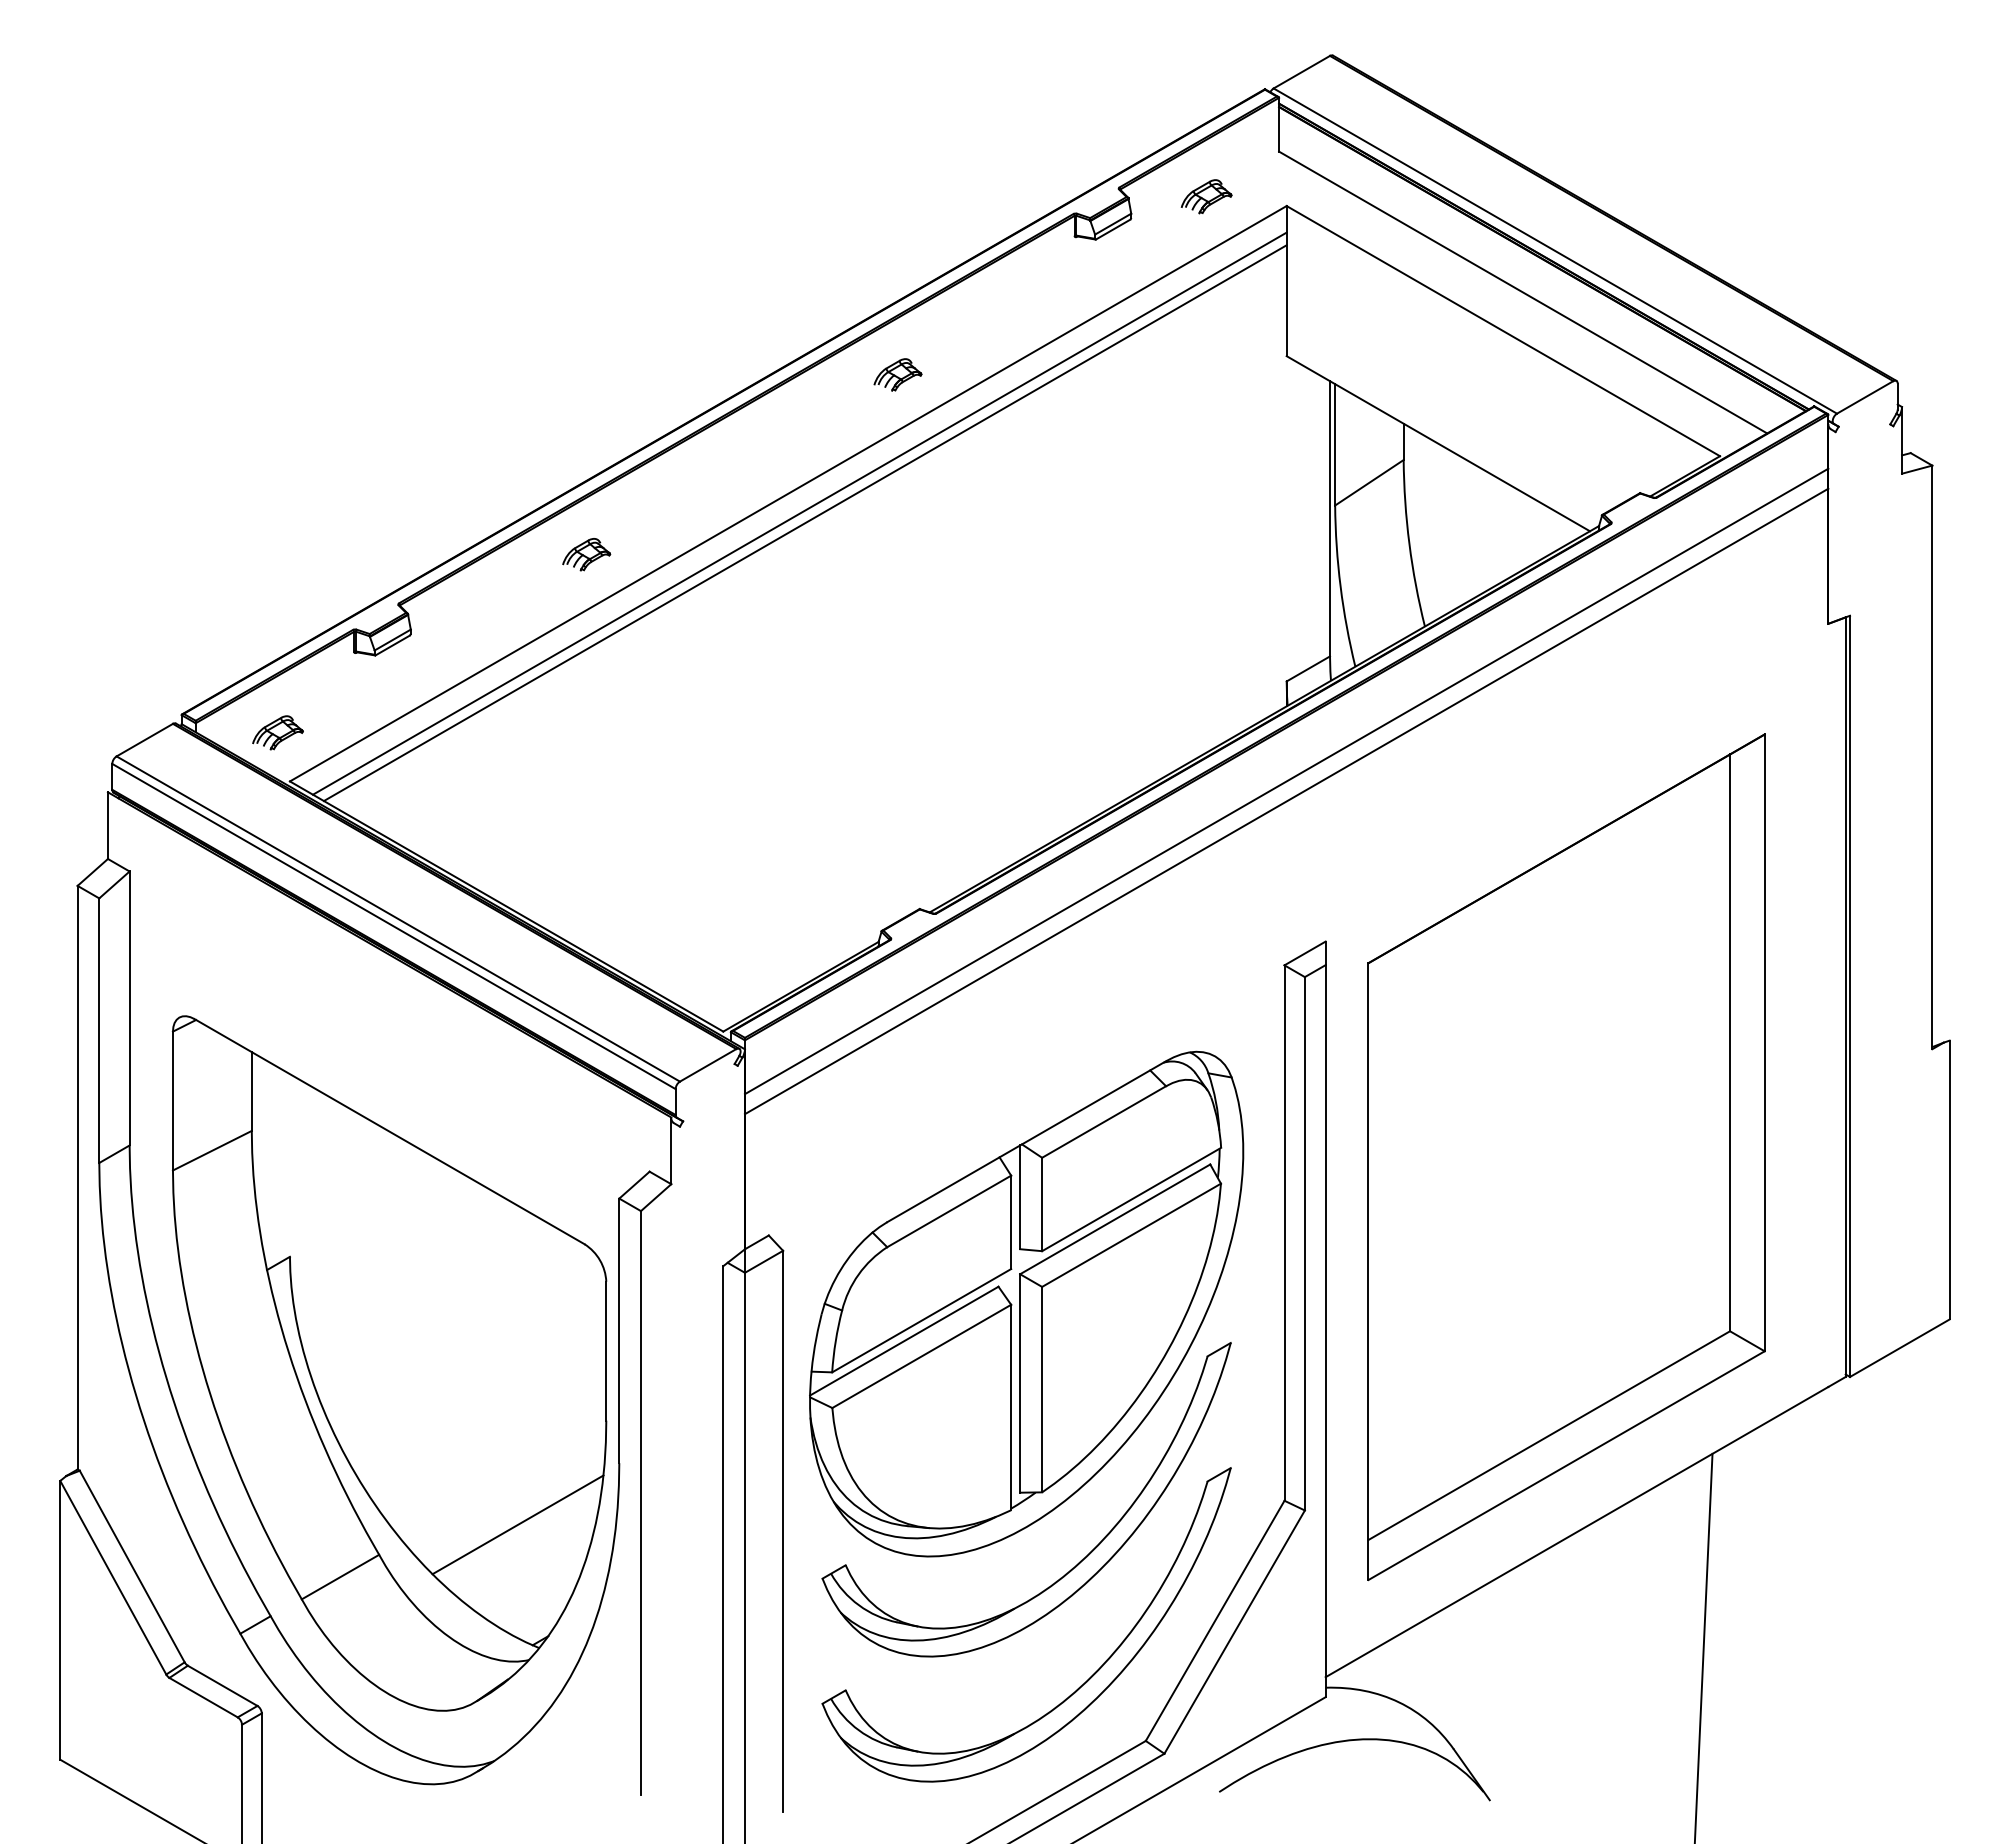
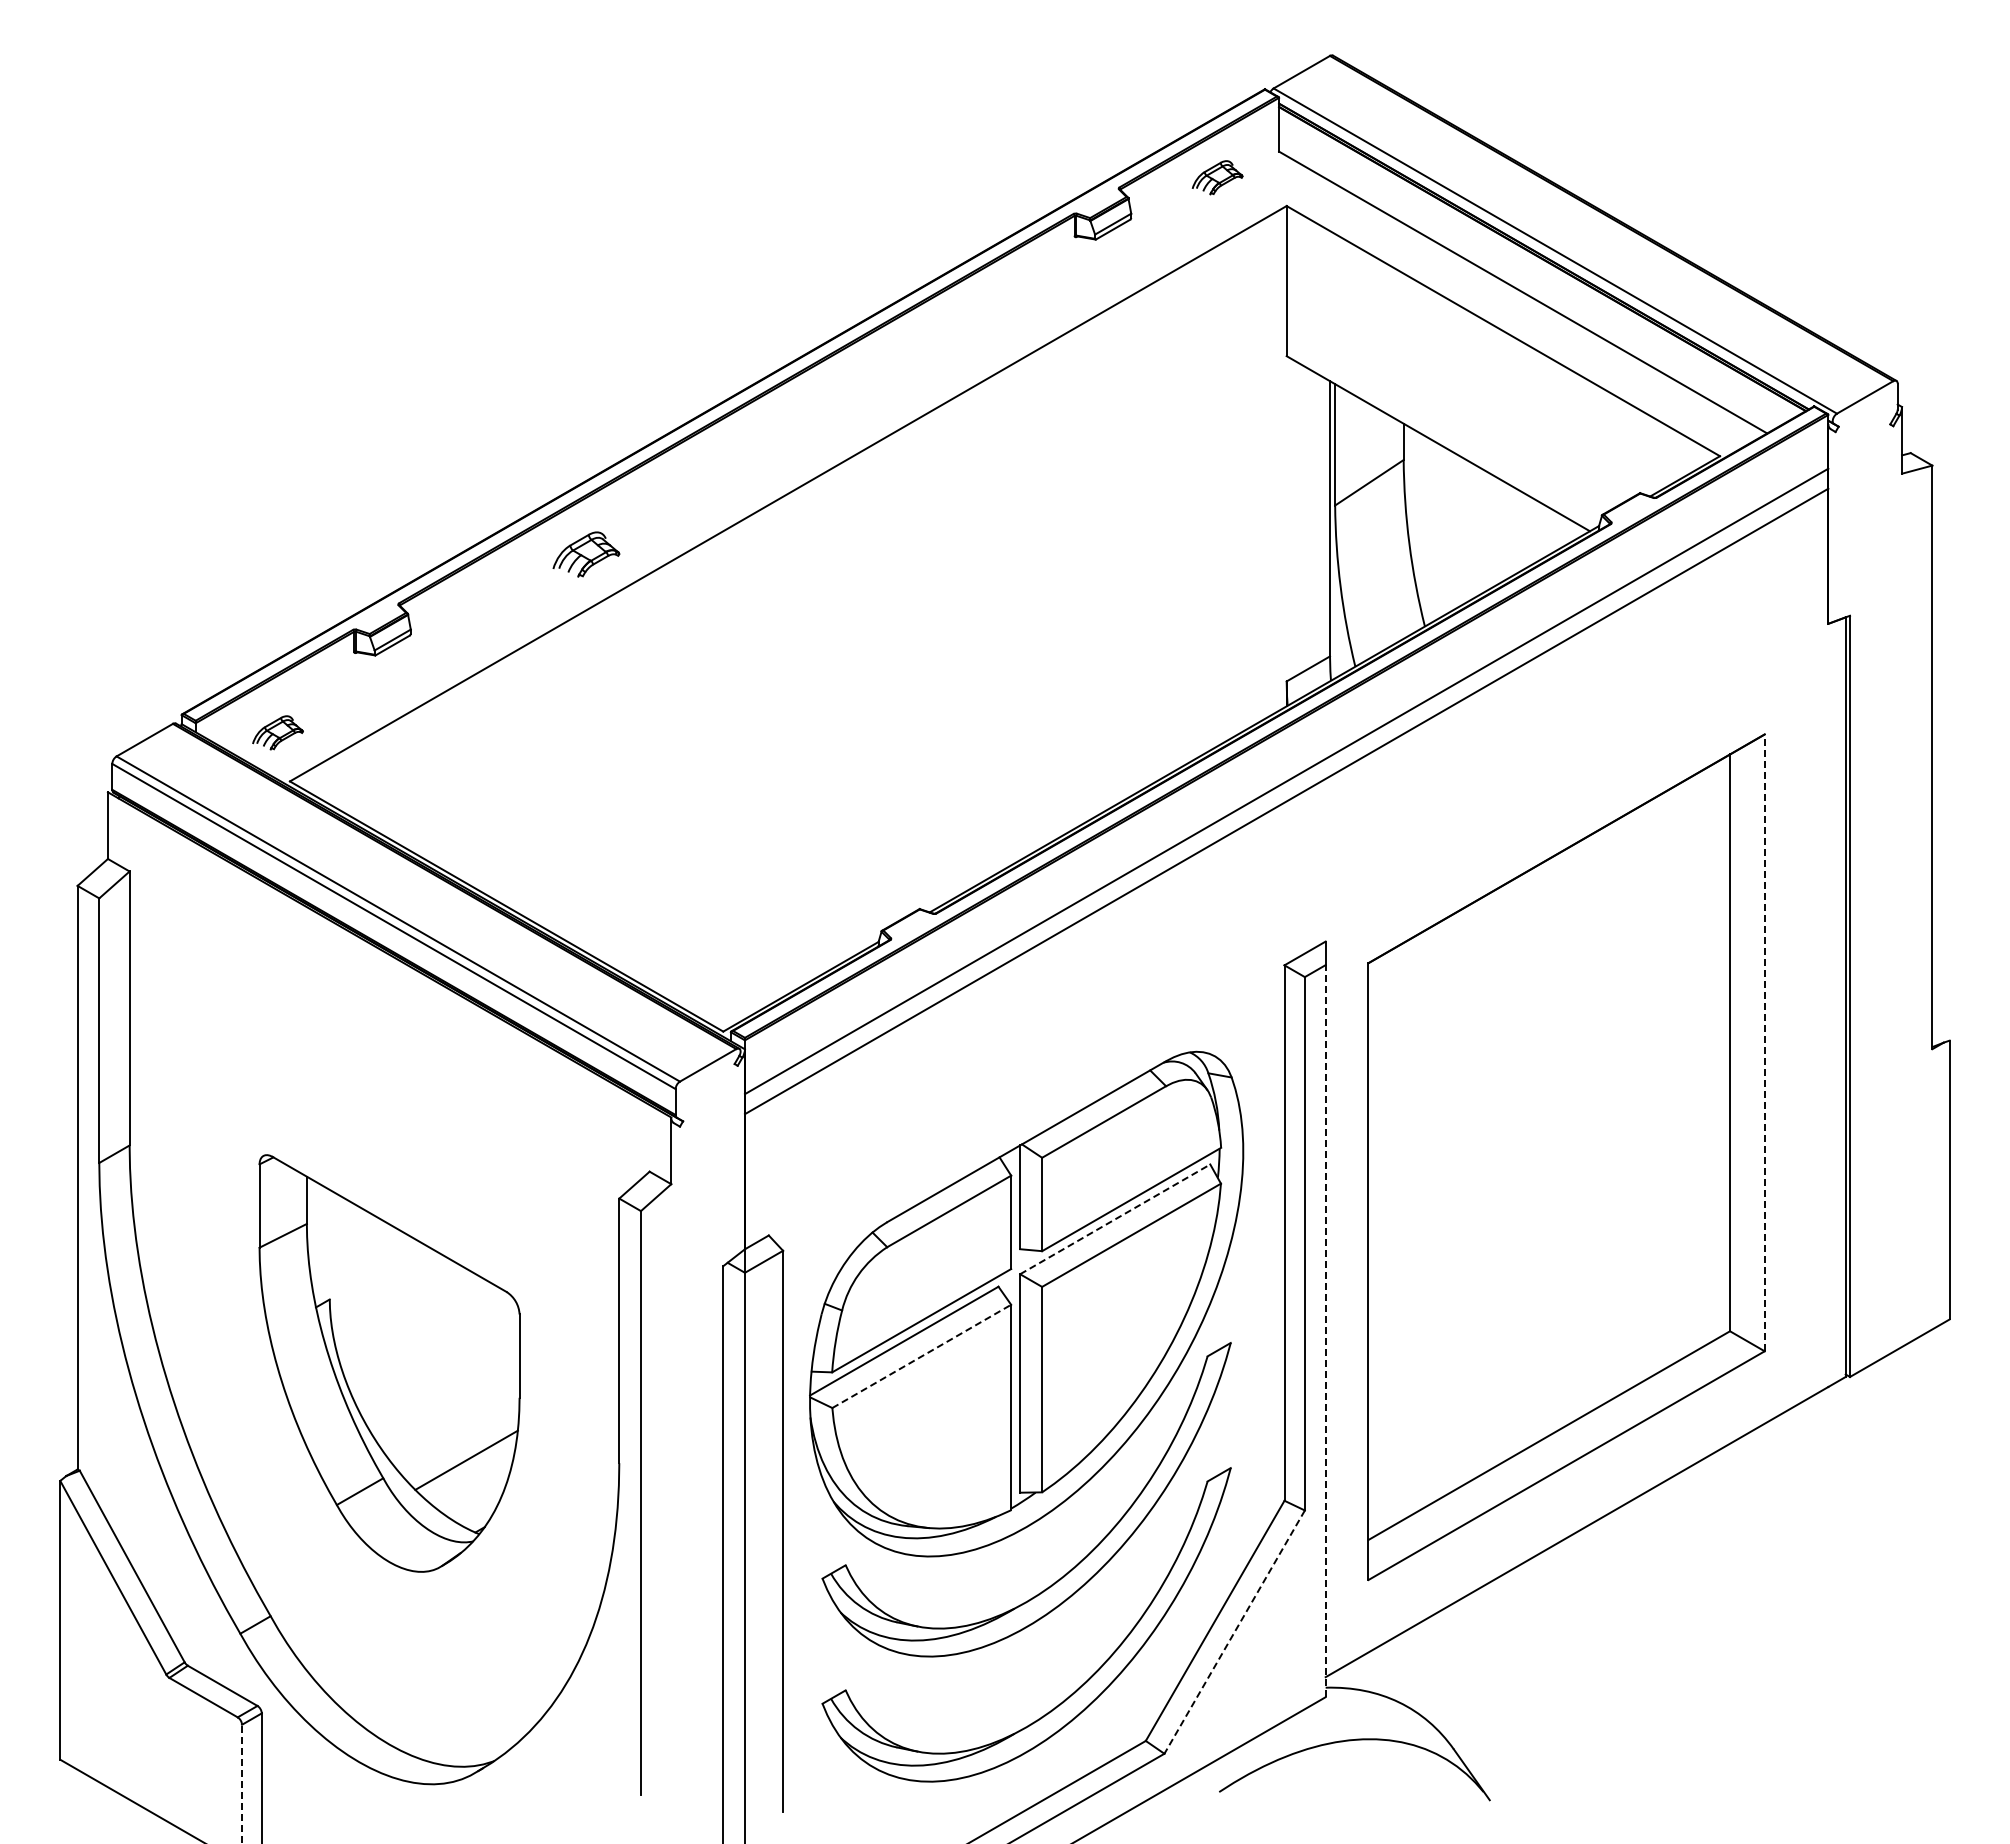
part position: (1206, 196) -> (1217, 177) (1217, 177)
part: present -> none (897, 374)
line: present -> none (799, 513)
line: present -> none (804, 523)
part size: 50x34 px -> 69x47 px (586, 554)
line: solid -> dashed (1764, 1042)
line: solid -> dashed (1115, 1219)
line: solid -> dashed (1325, 1330)
line: solid -> dashed (922, 1356)
part size: 437x697 px -> 263x419 px (389, 1363)
line: solid -> dashed (1234, 1632)
line: present -> none (1703, 1646)
line: solid -> dashed (242, 1783)
